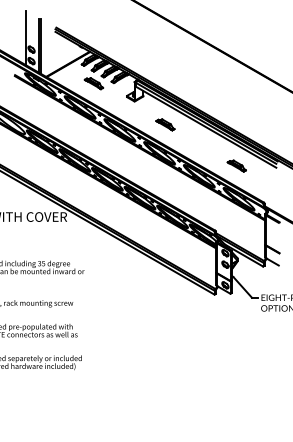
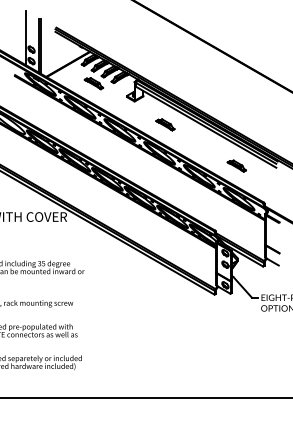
line: none -> present (145, 398)
